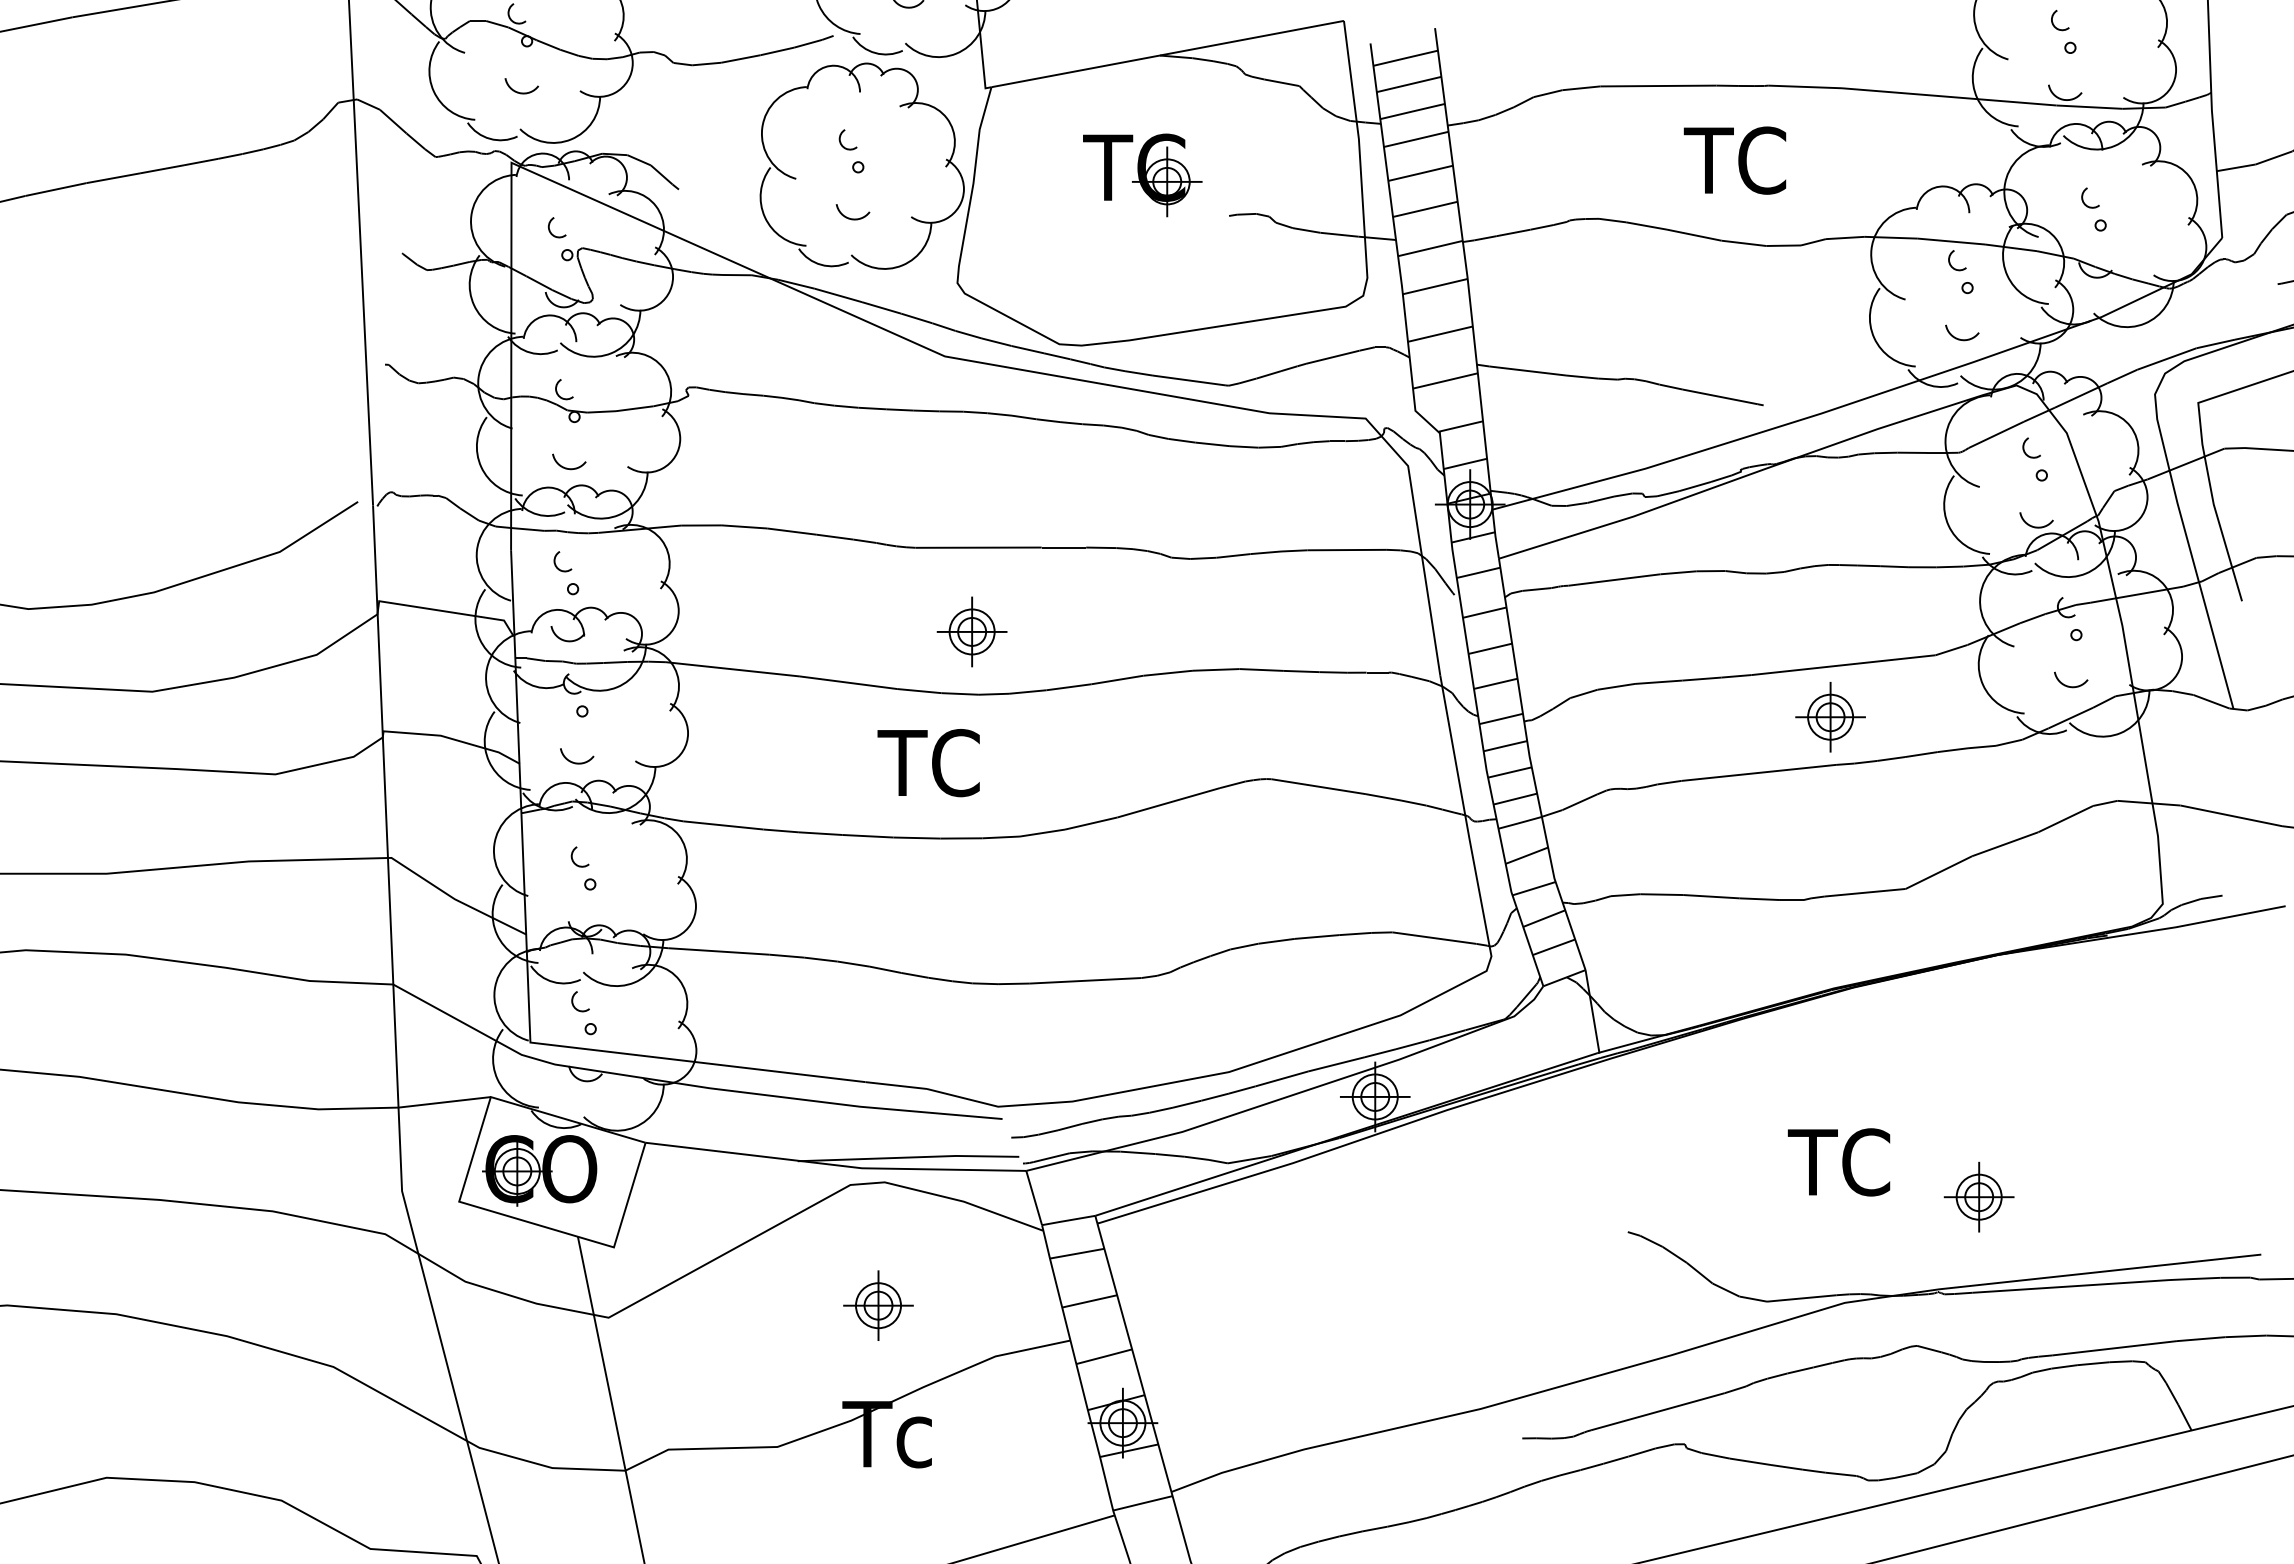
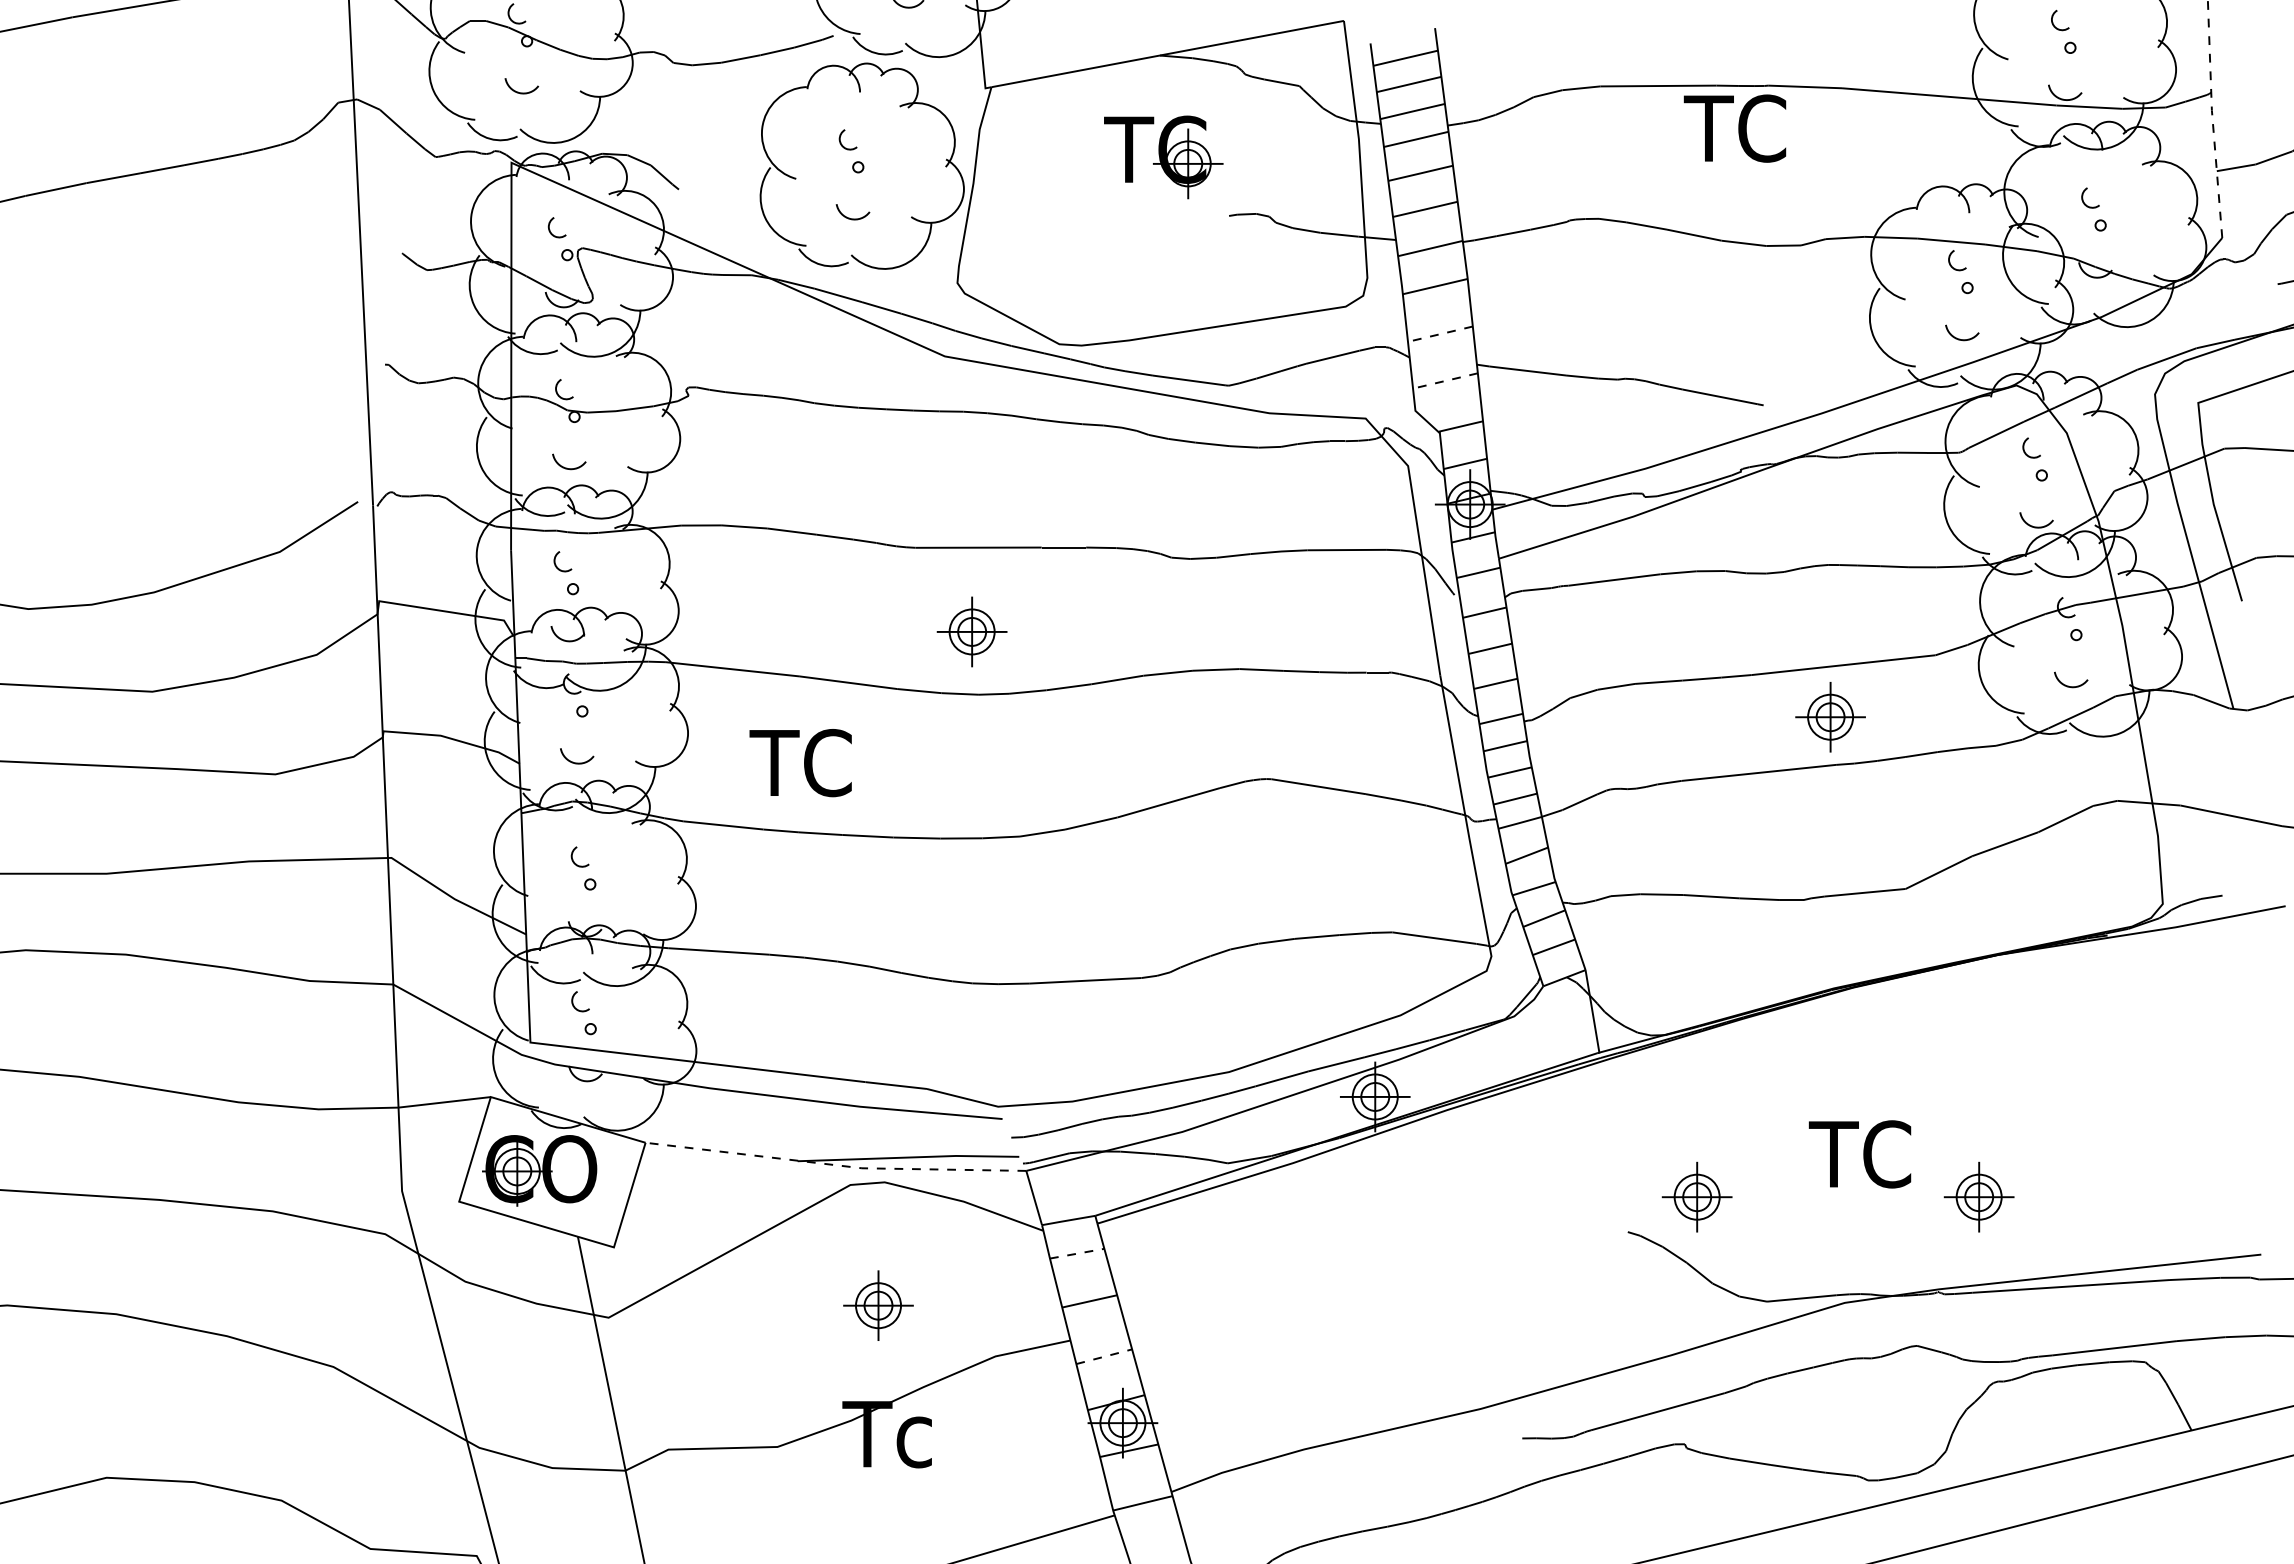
line: solid -> dashed (2212, 118)
text position: (1734, 160) -> (1734, 128) (1734, 128)
part position: (1142, 175) -> (1163, 157) (1163, 157)
line: solid -> dashed (1440, 334)
line: solid -> dashed (1445, 380)
text position: (928, 763) -> (800, 763) (800, 763)
text position: (1838, 1162) -> (1859, 1154) (1859, 1154)
line: solid -> dashed (836, 1165)
part: none -> present (1696, 1196)
line: solid -> dashed (1077, 1253)
line: solid -> dashed (1104, 1356)
